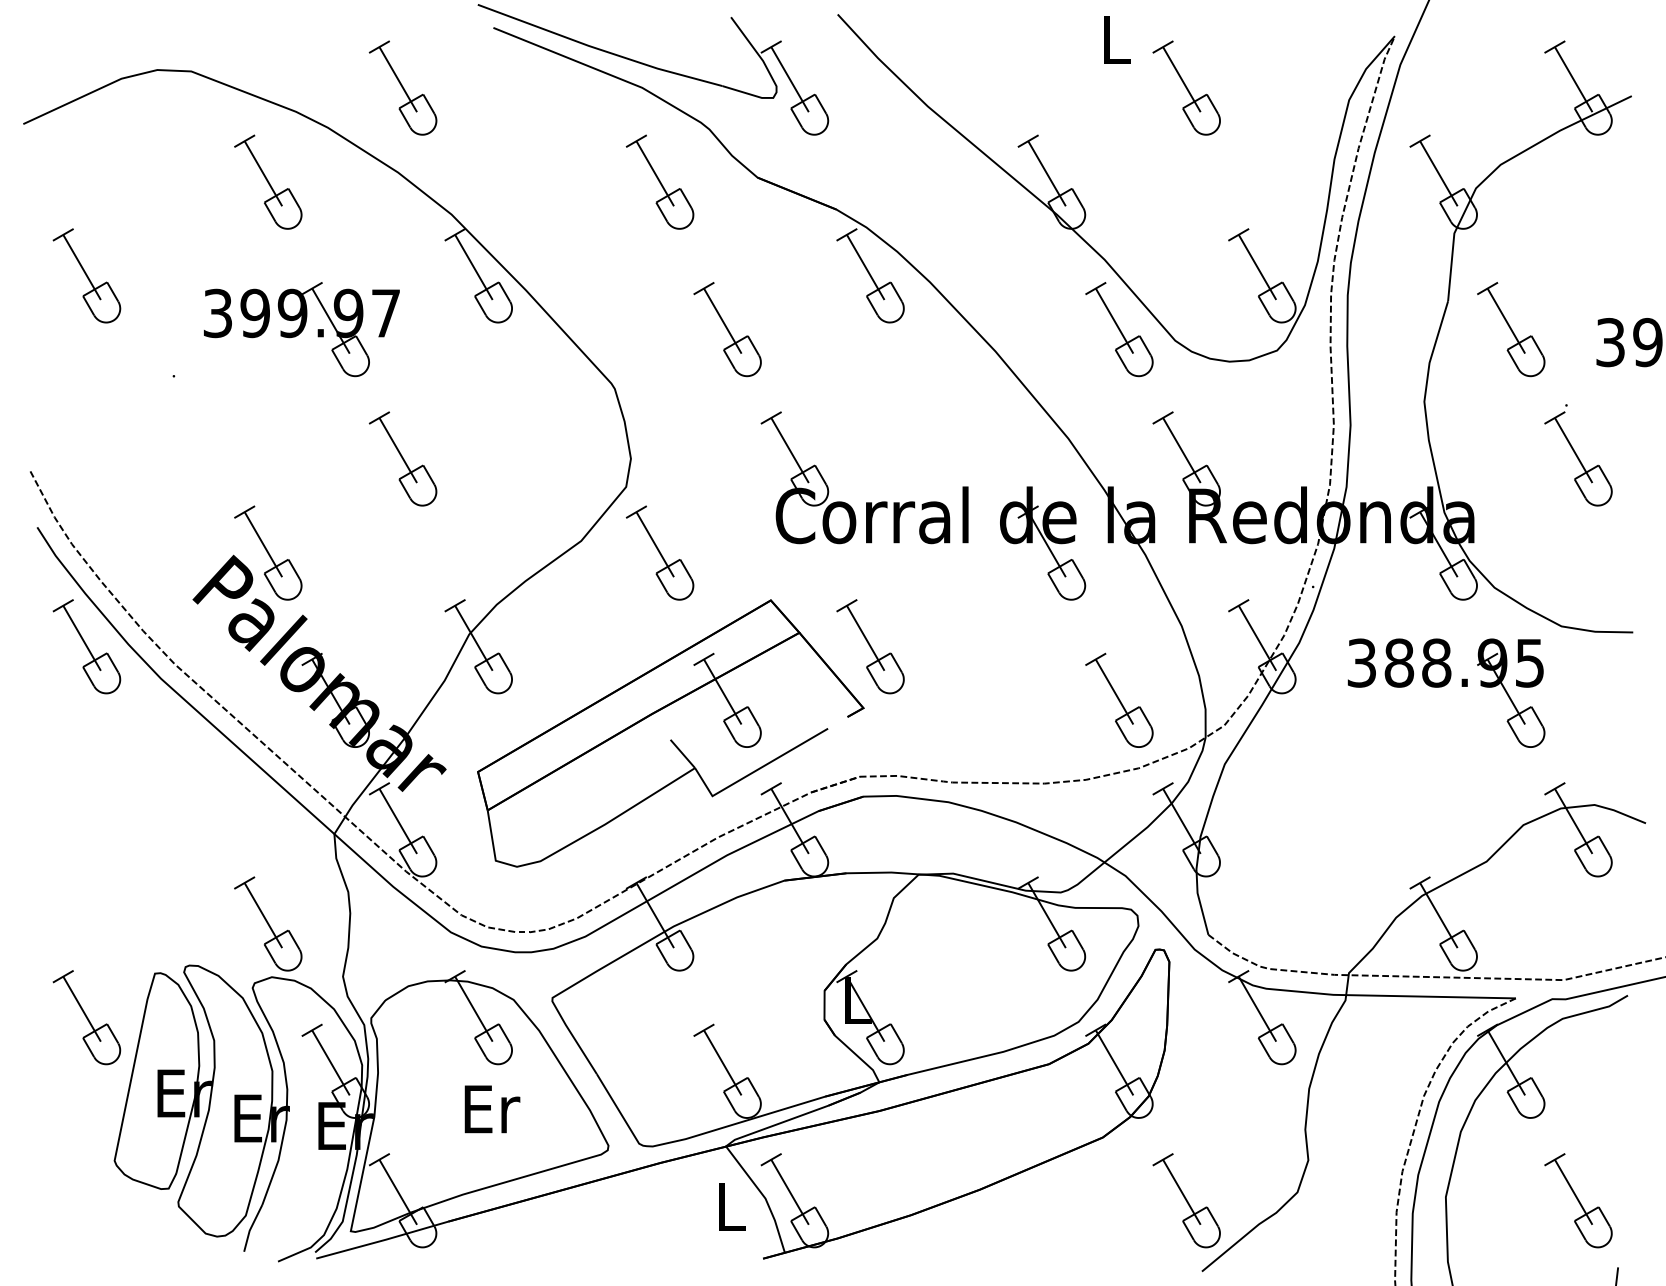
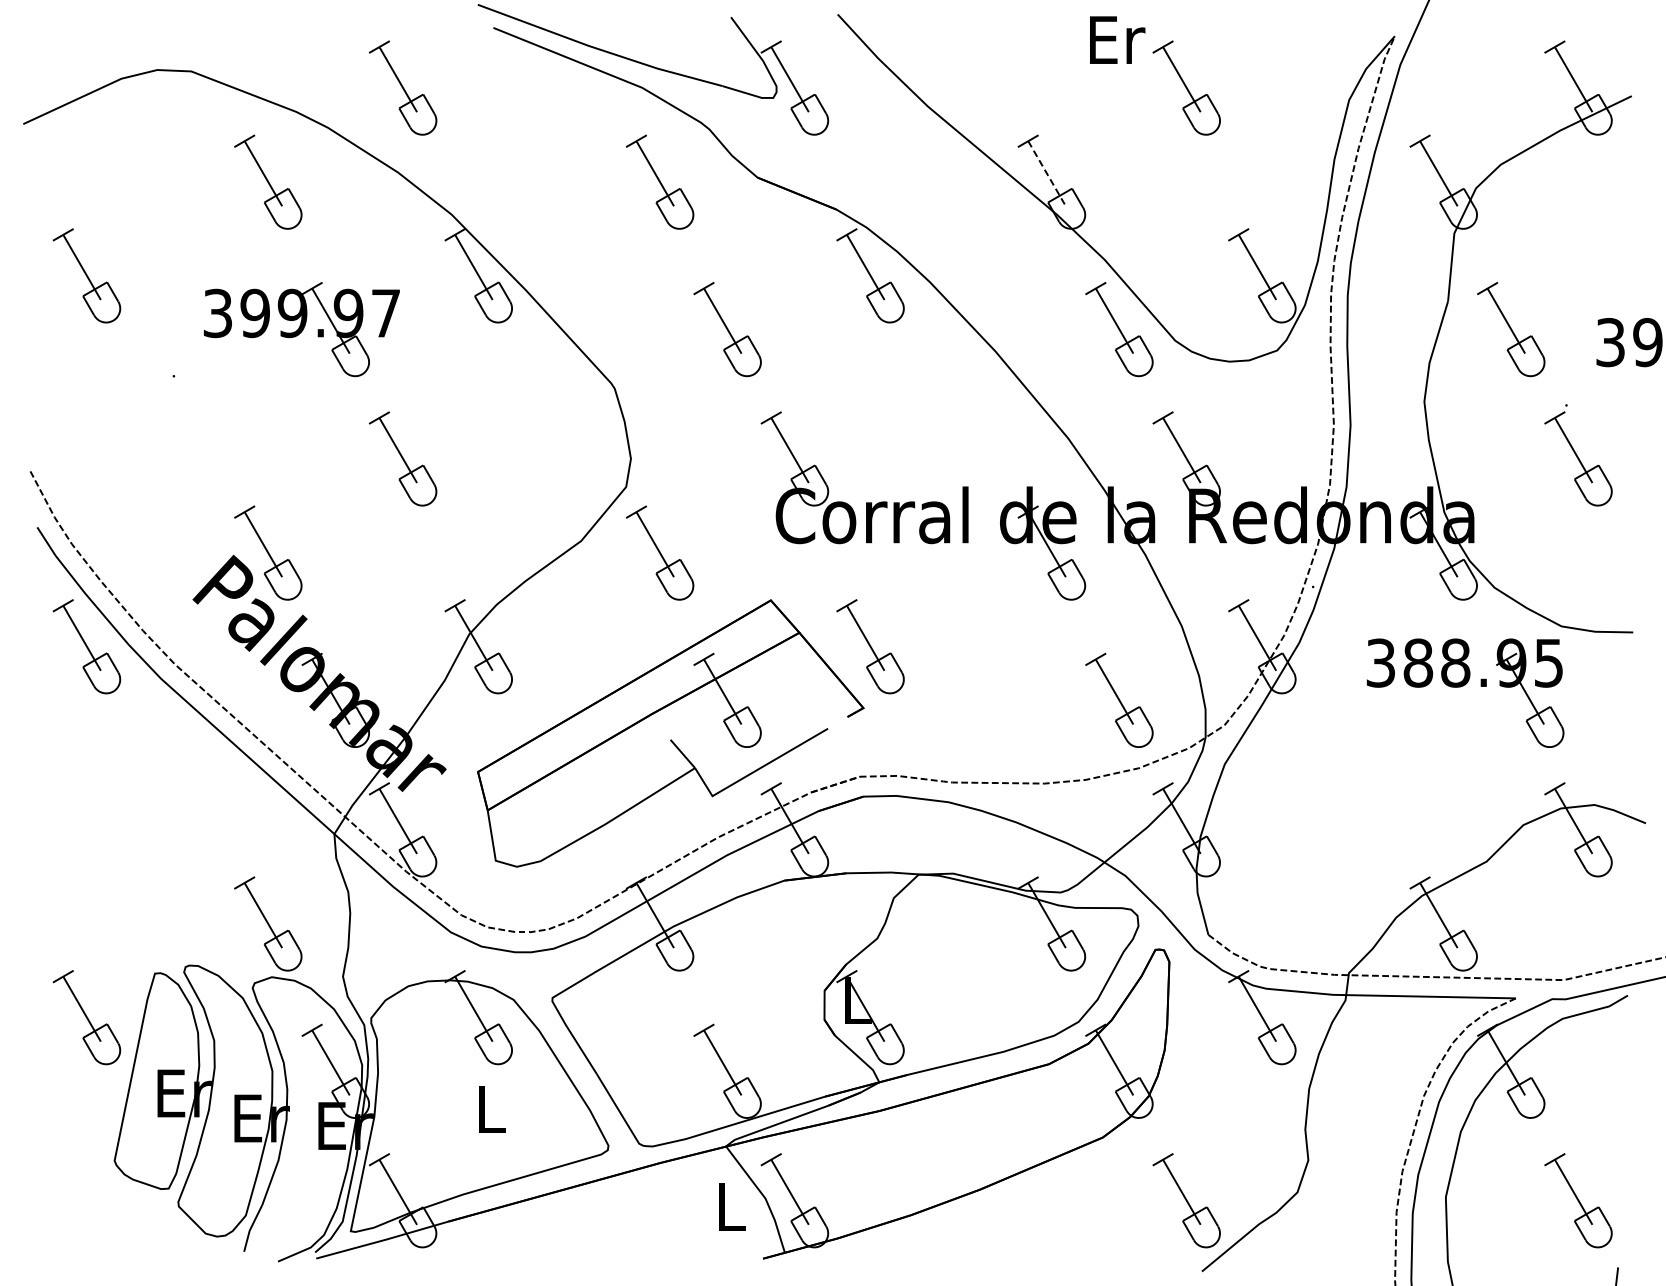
text: L -> Er (1117, 39)
line: solid -> dashed (1047, 173)
part position: (1444, 686) -> (1463, 686) (1463, 686)
text: Er -> L (492, 1109)
